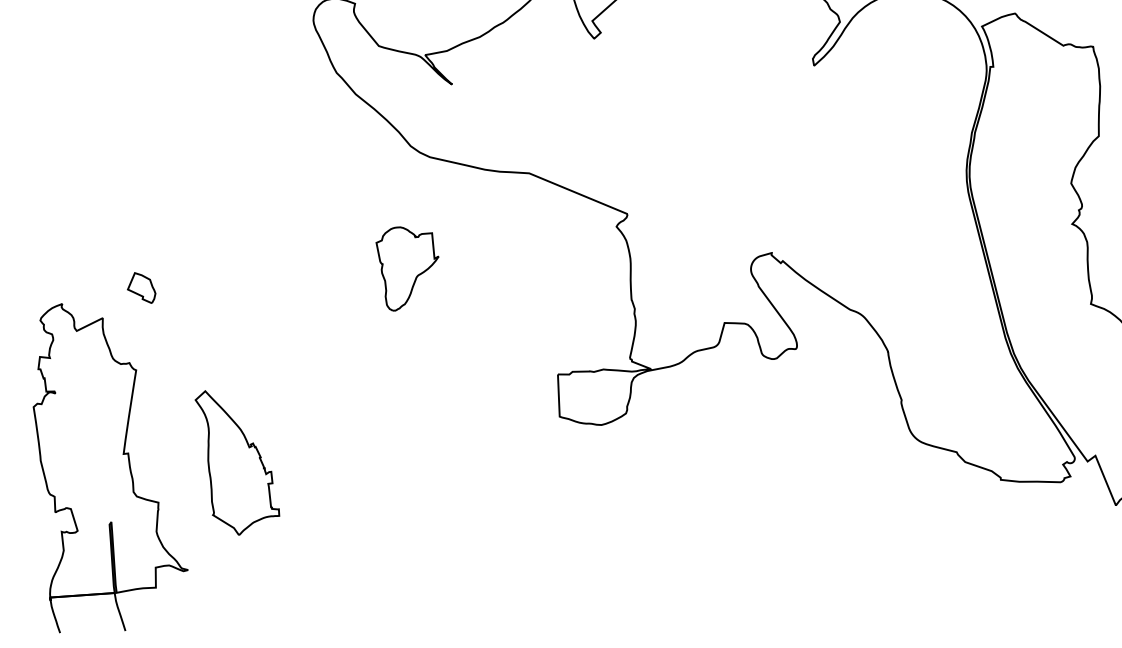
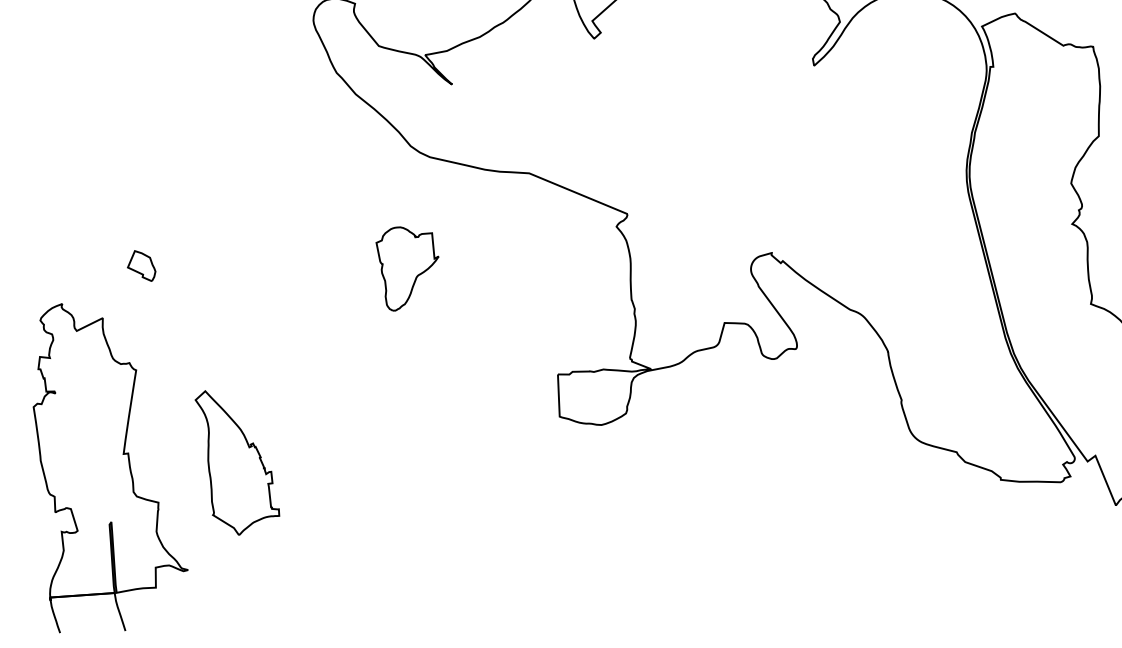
part position: (141, 287) -> (141, 265) (141, 265)
